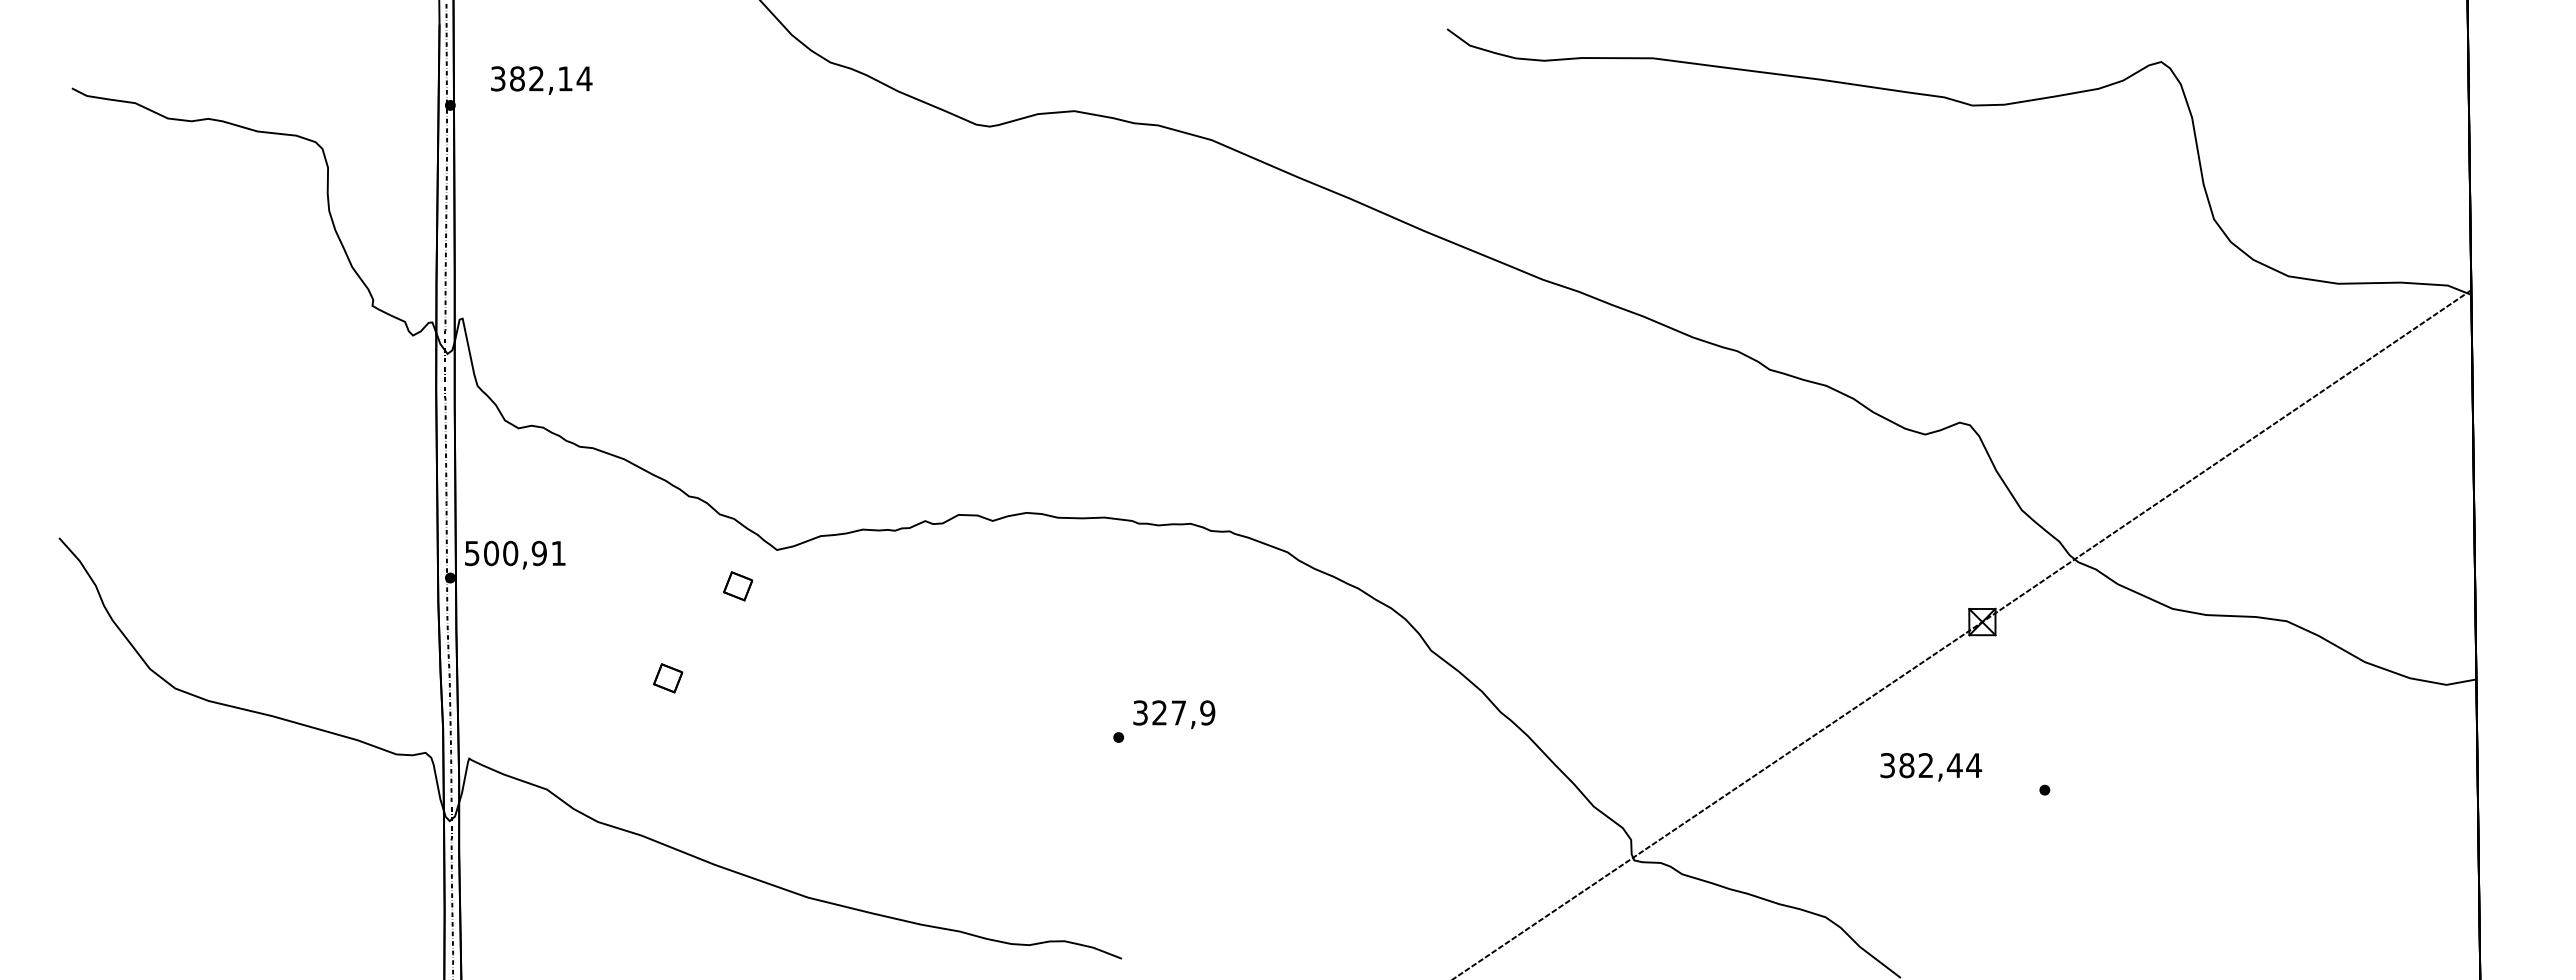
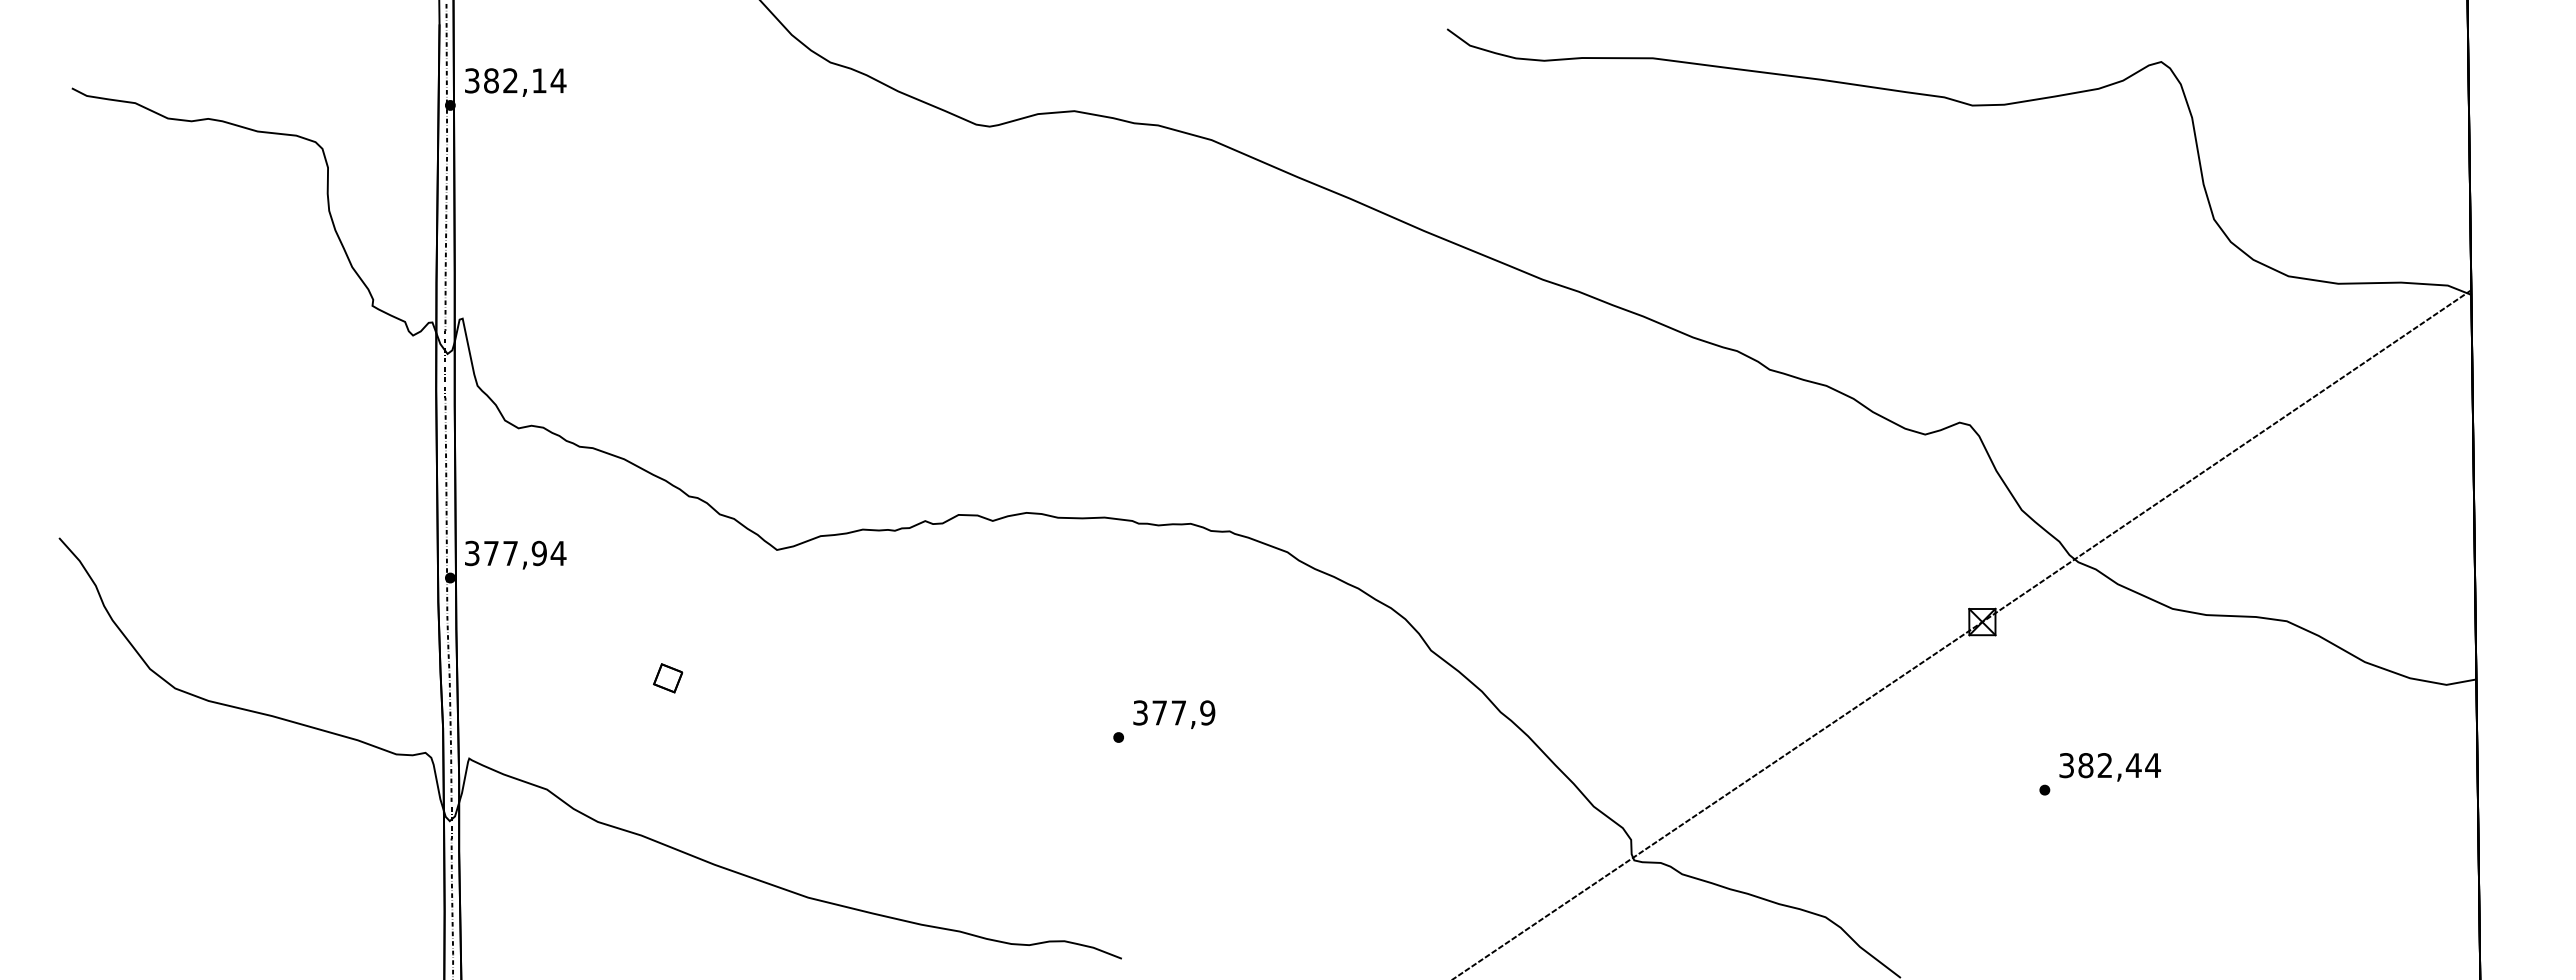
text position: (541, 80) -> (515, 82) (515, 82)
text: 500,91 -> 377,94 (515, 553)
part: present -> none (738, 586)
text: 327,9 -> 377,9 (1159, 712)
text position: (1930, 767) -> (2109, 767) (2109, 767)
